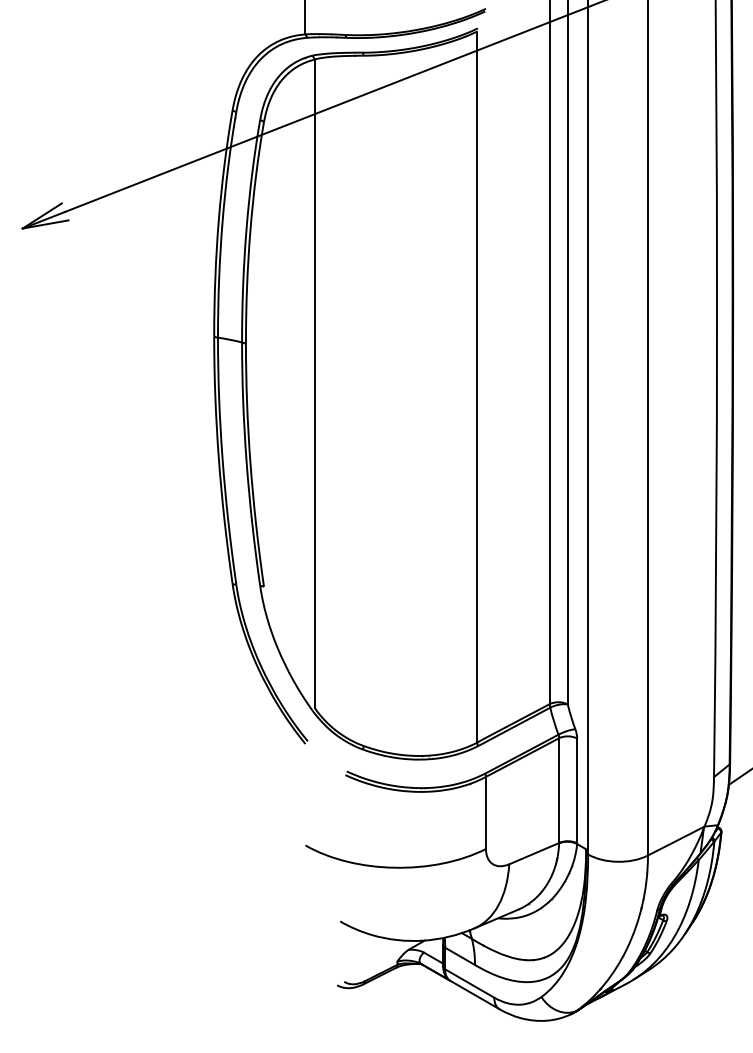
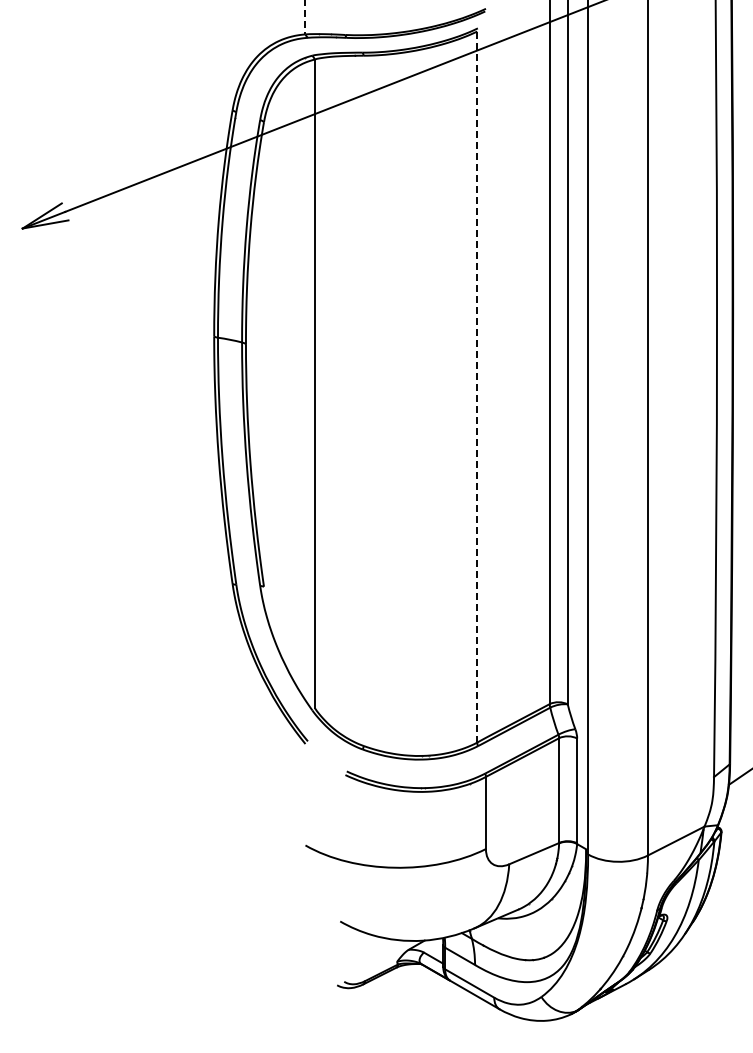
line: solid -> dashed (305, 17)
line: solid -> dashed (477, 387)
